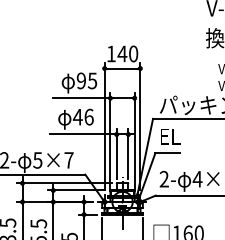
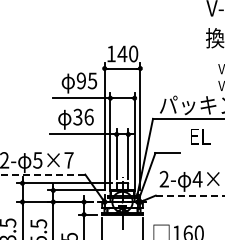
text: 46 -> 36 (77, 116)
text position: (170, 136) -> (200, 136) (200, 136)
line: solid -> dashed (42, 174)
line: solid -> dashed (190, 195)
